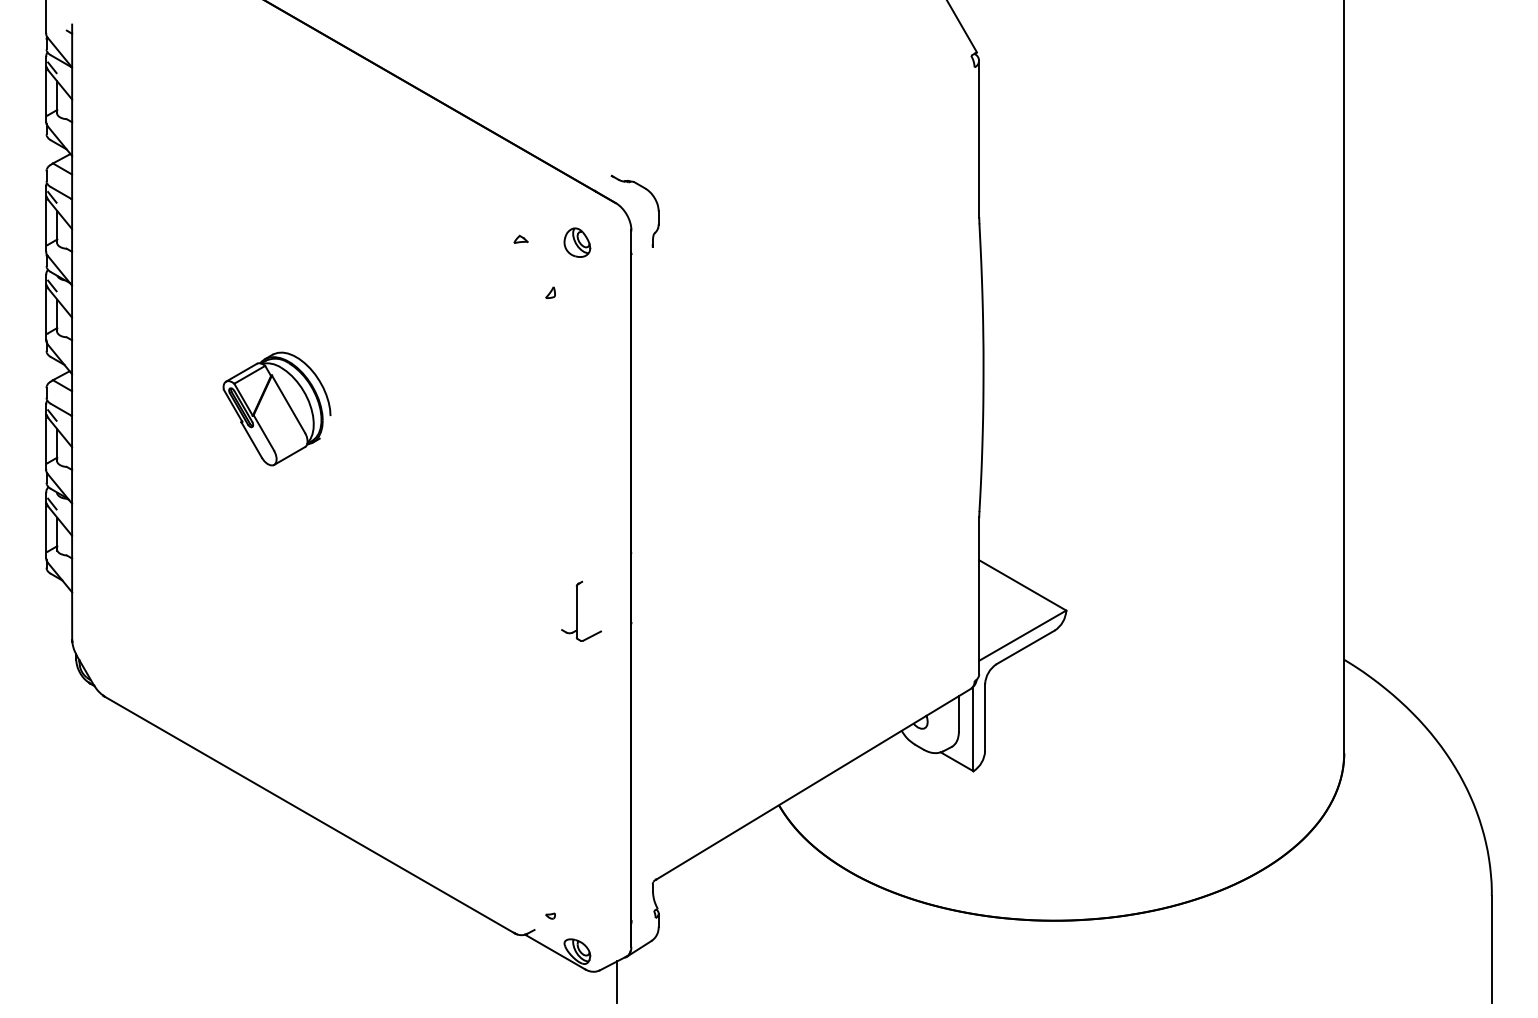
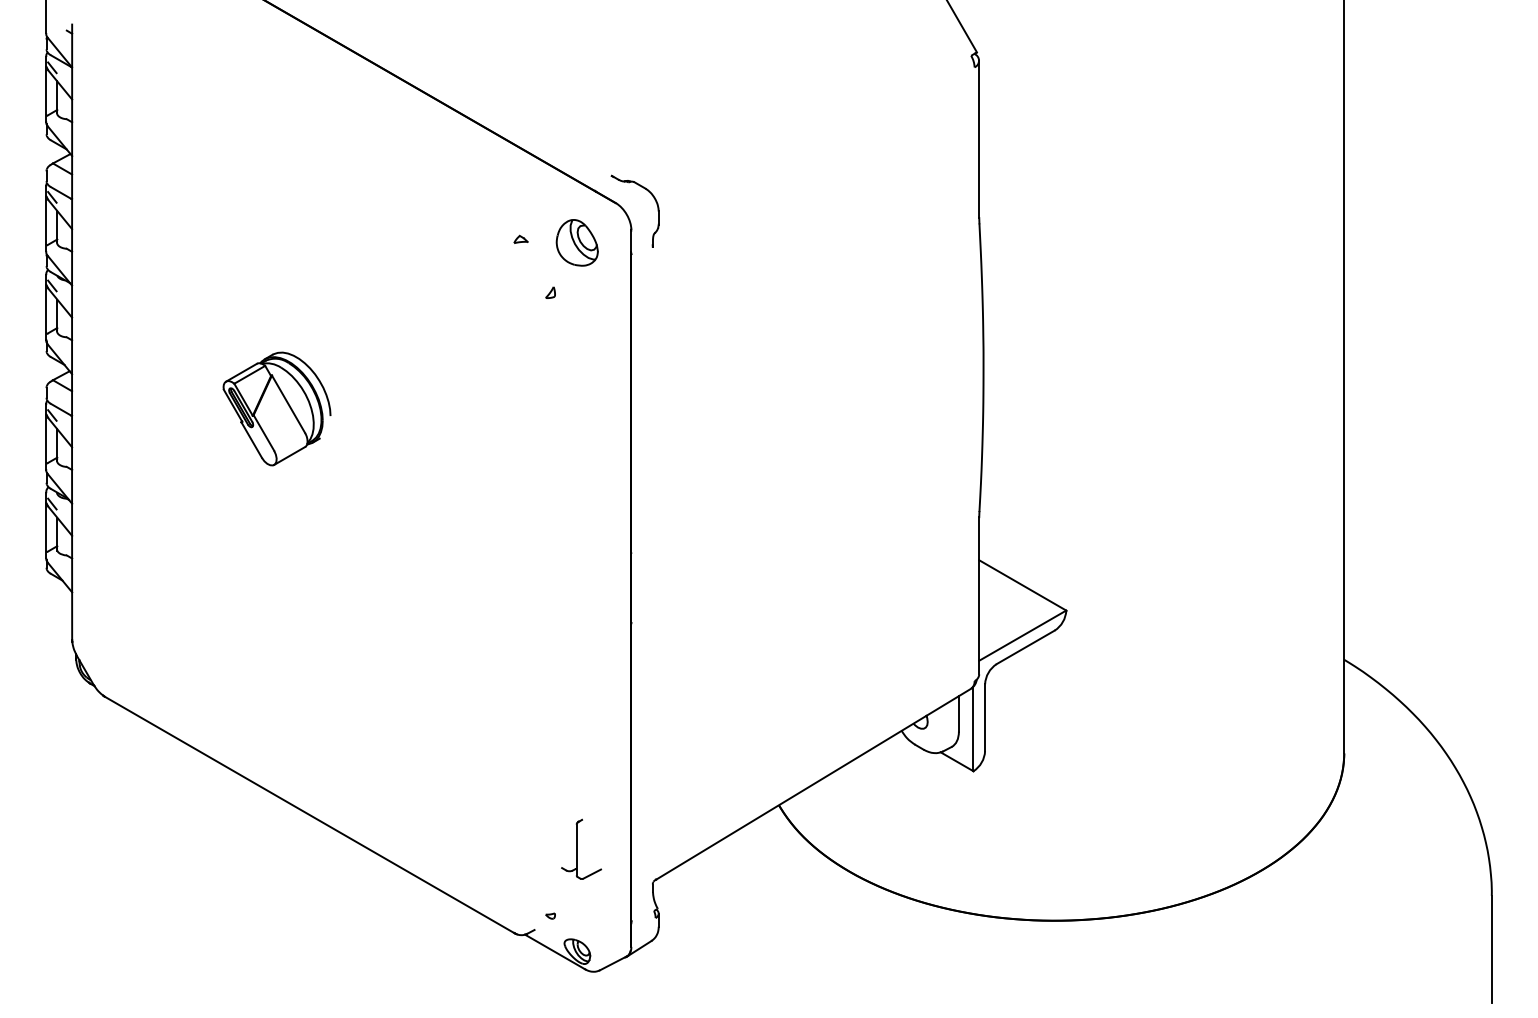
part size: 29x31 px -> 44x48 px (576, 242)
part position: (581, 610) -> (581, 848) (581, 848)
line: present -> none (617, 981)
